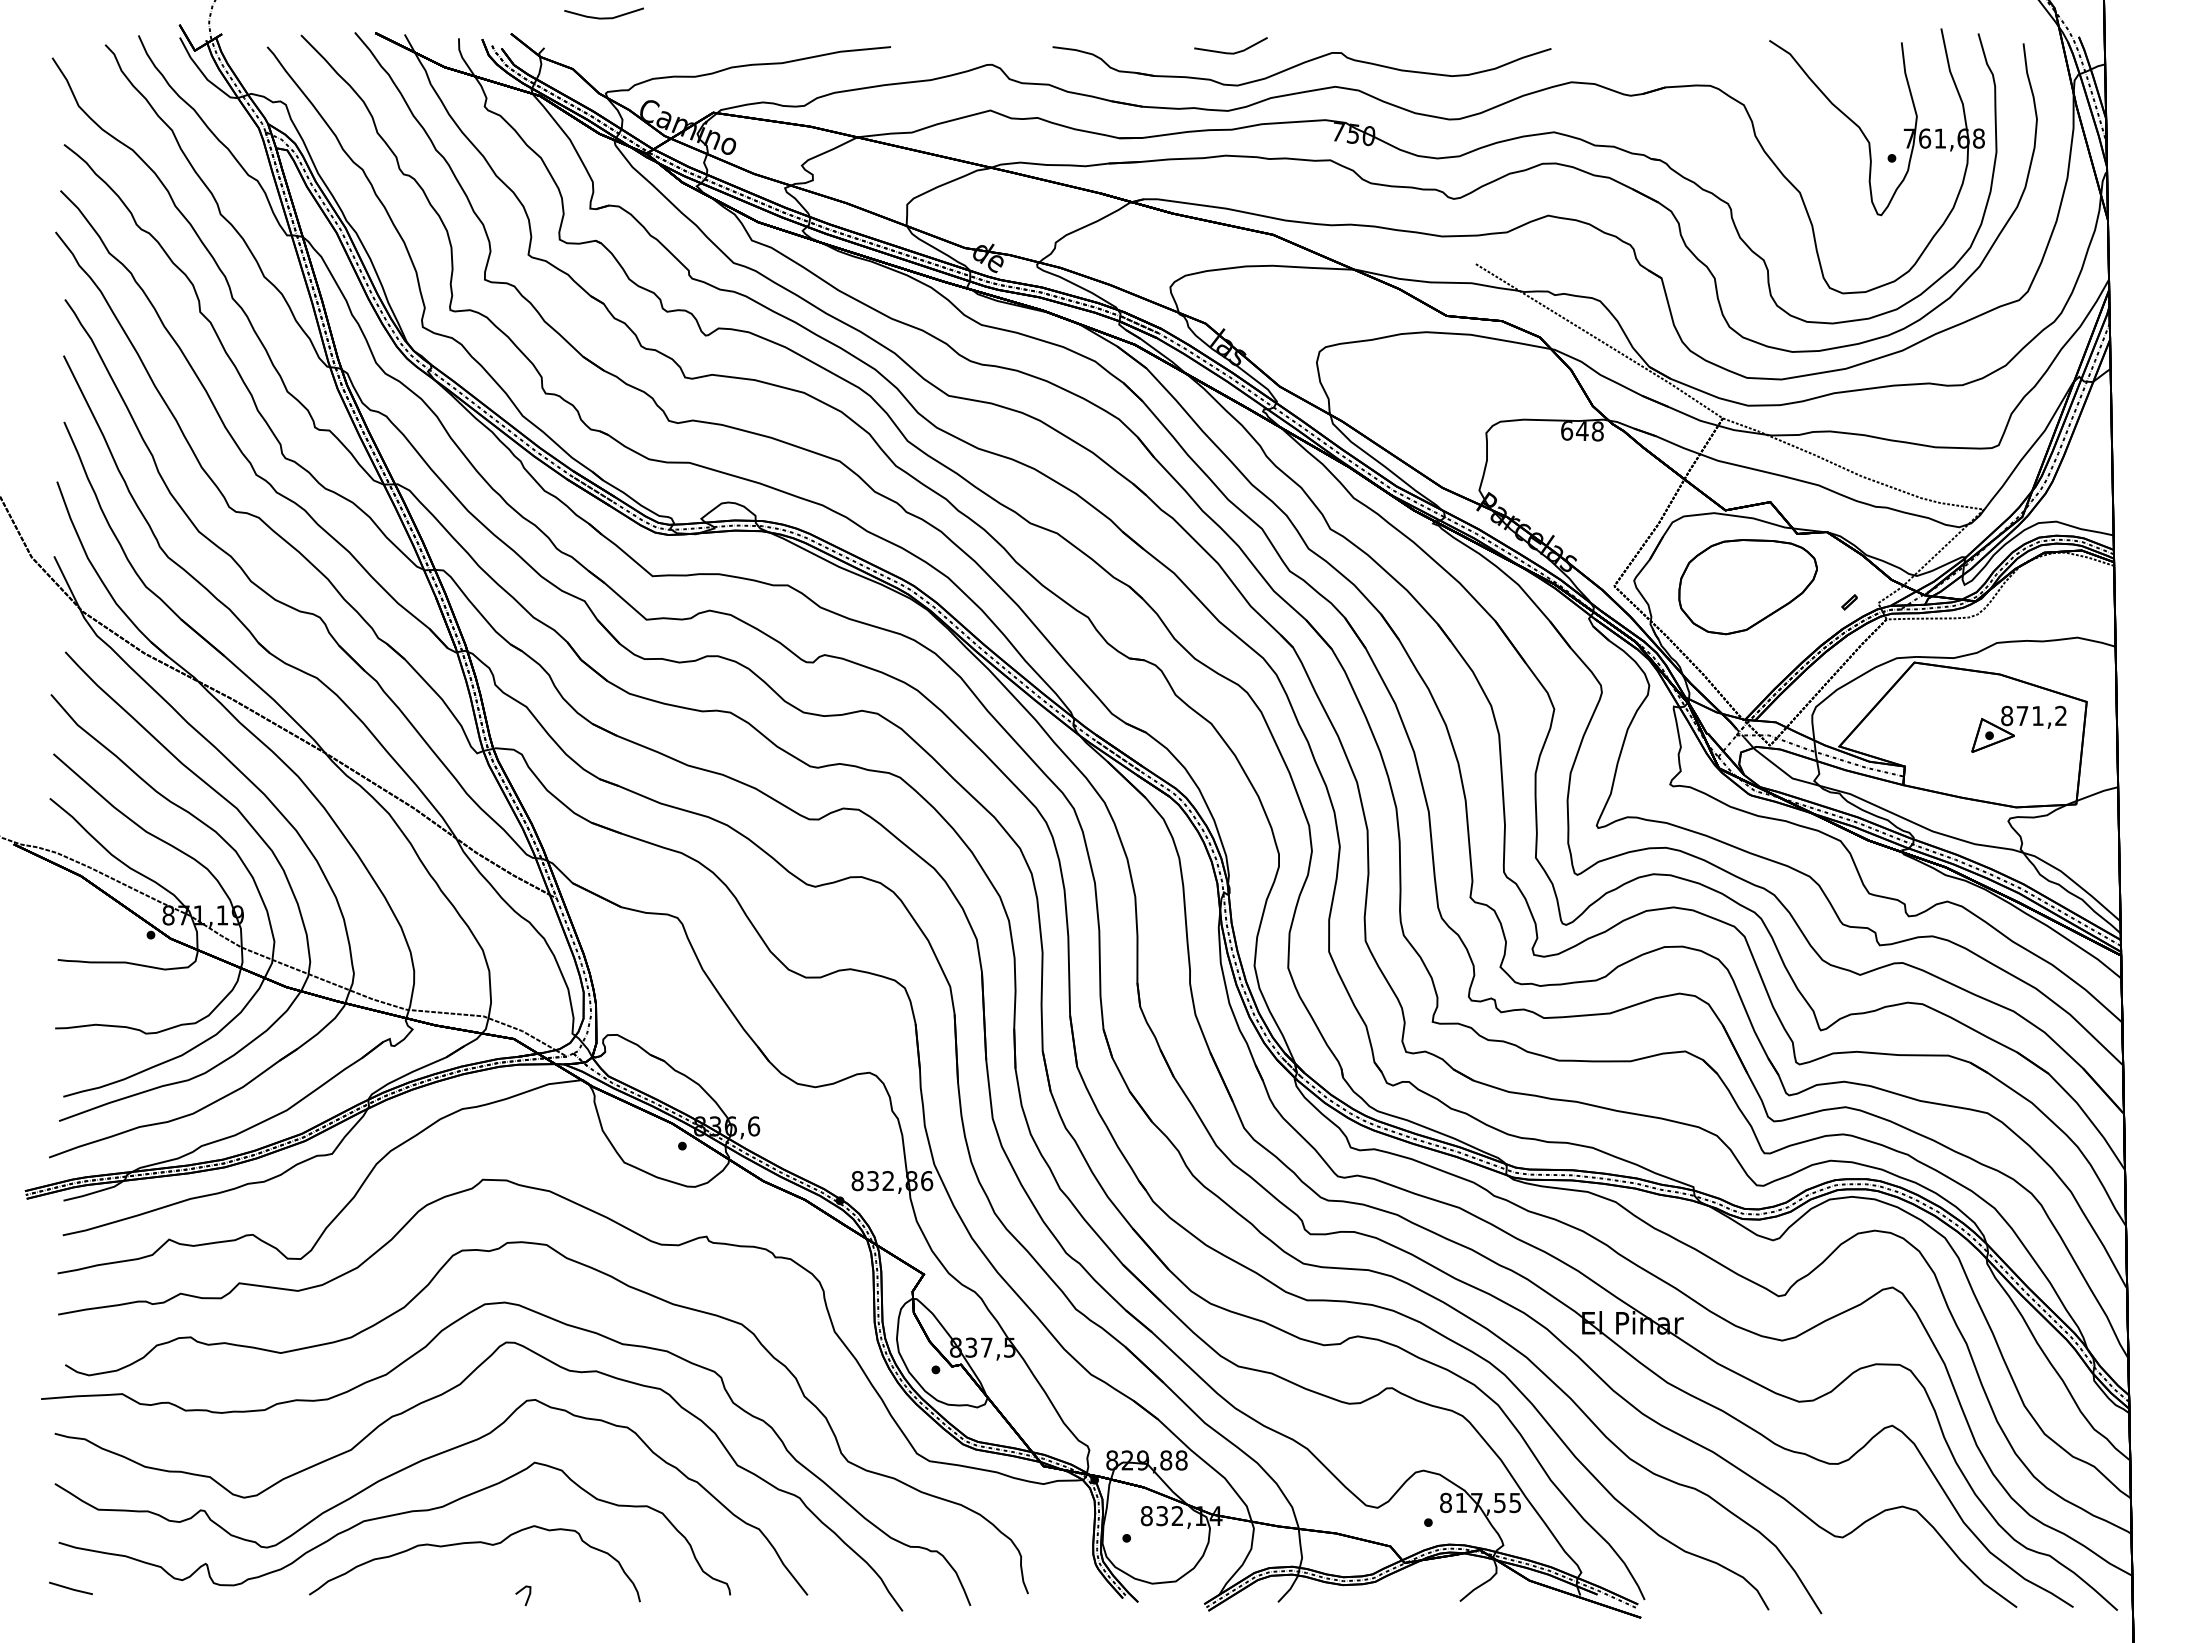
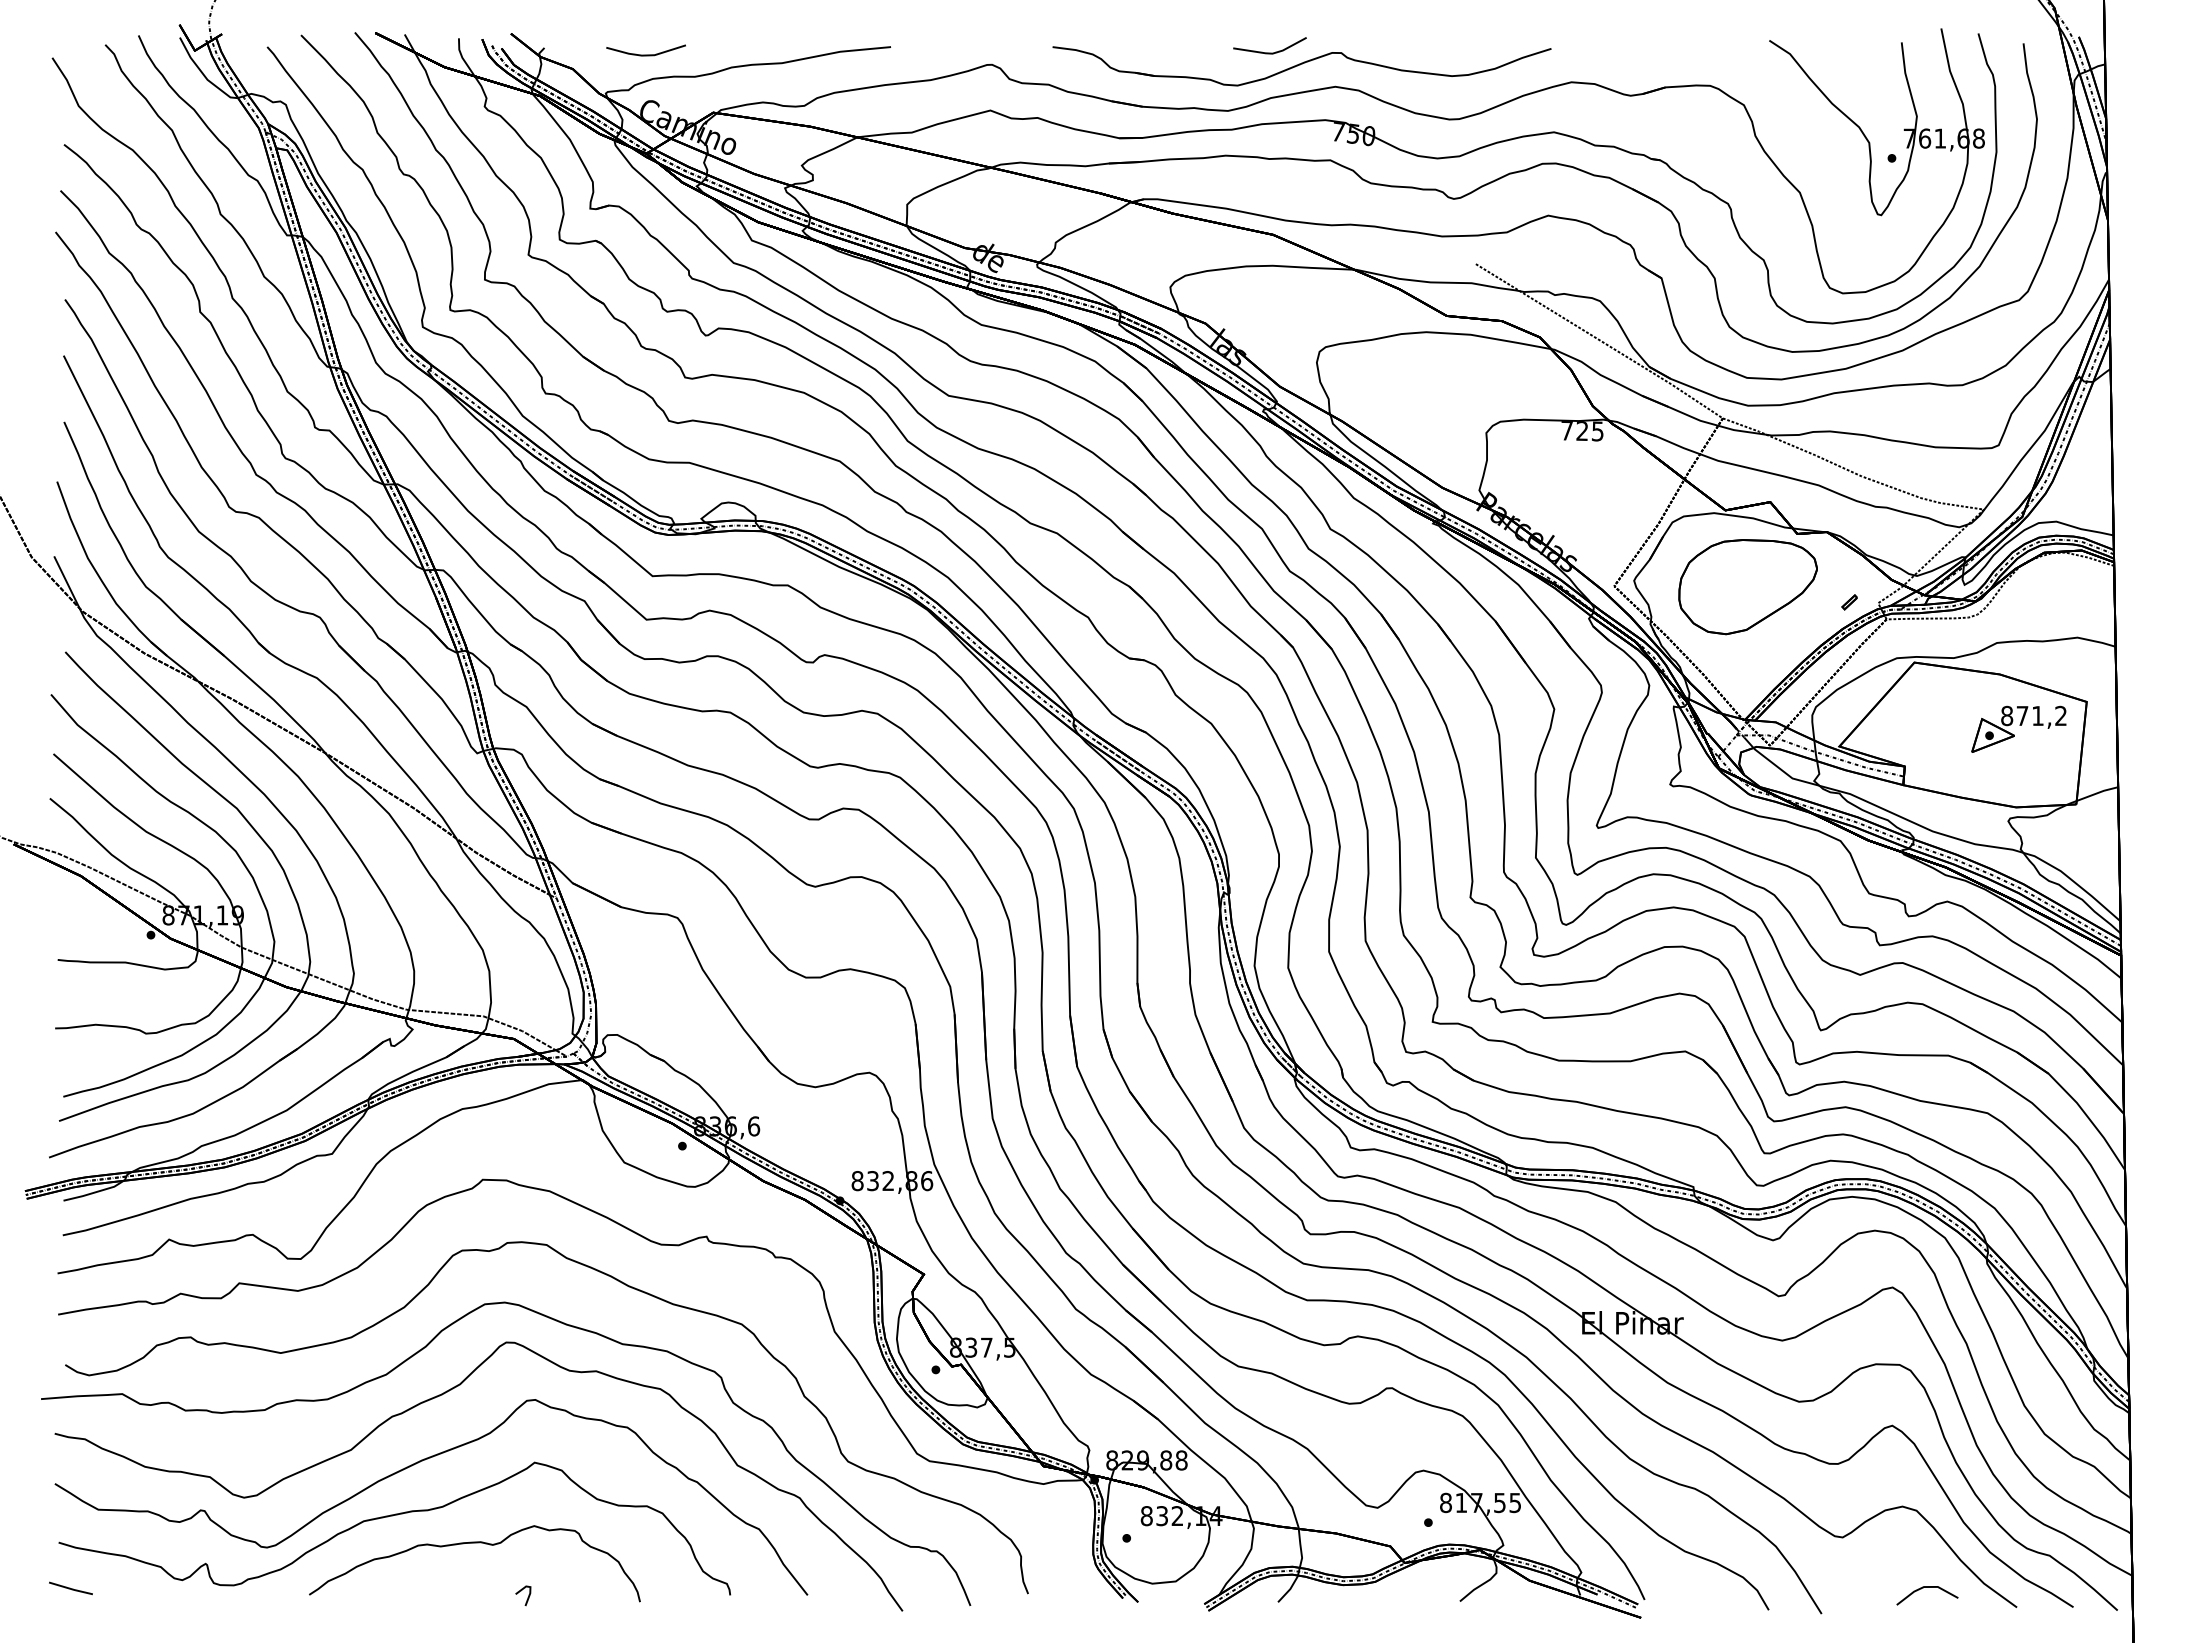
line position: (603, 17) -> (645, 54) (645, 54)
line position: (1230, 52) -> (1269, 52) (1269, 52)
text: 648 -> 725 (1582, 431)
line: none -> present (1927, 1587)
